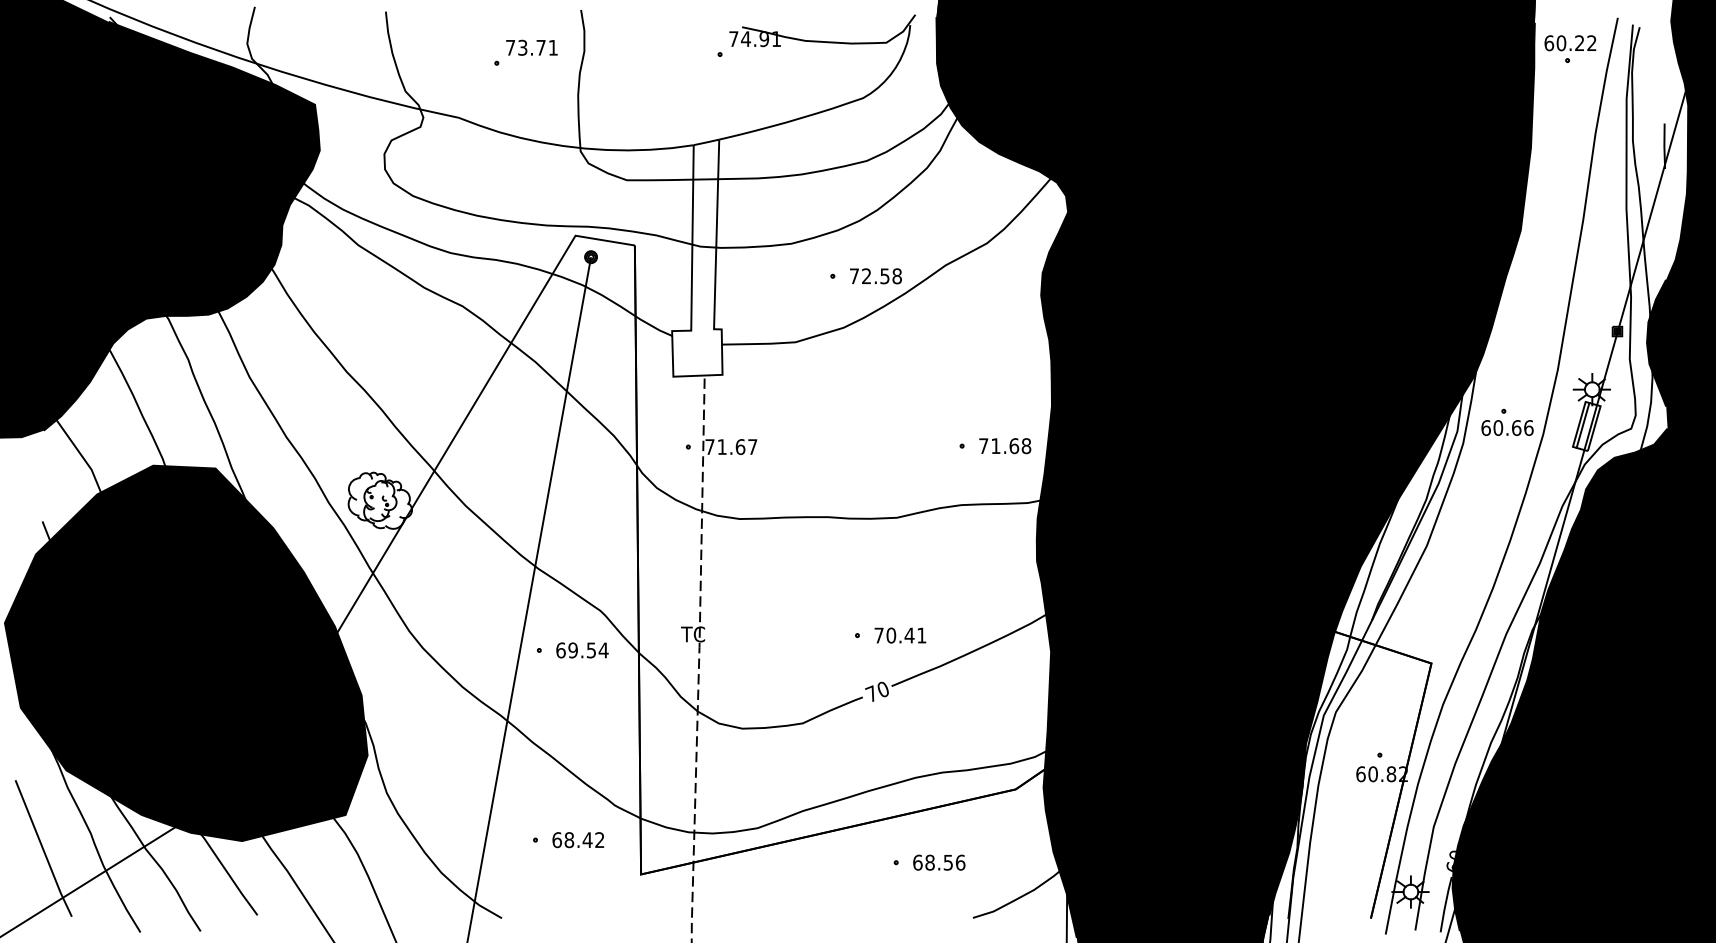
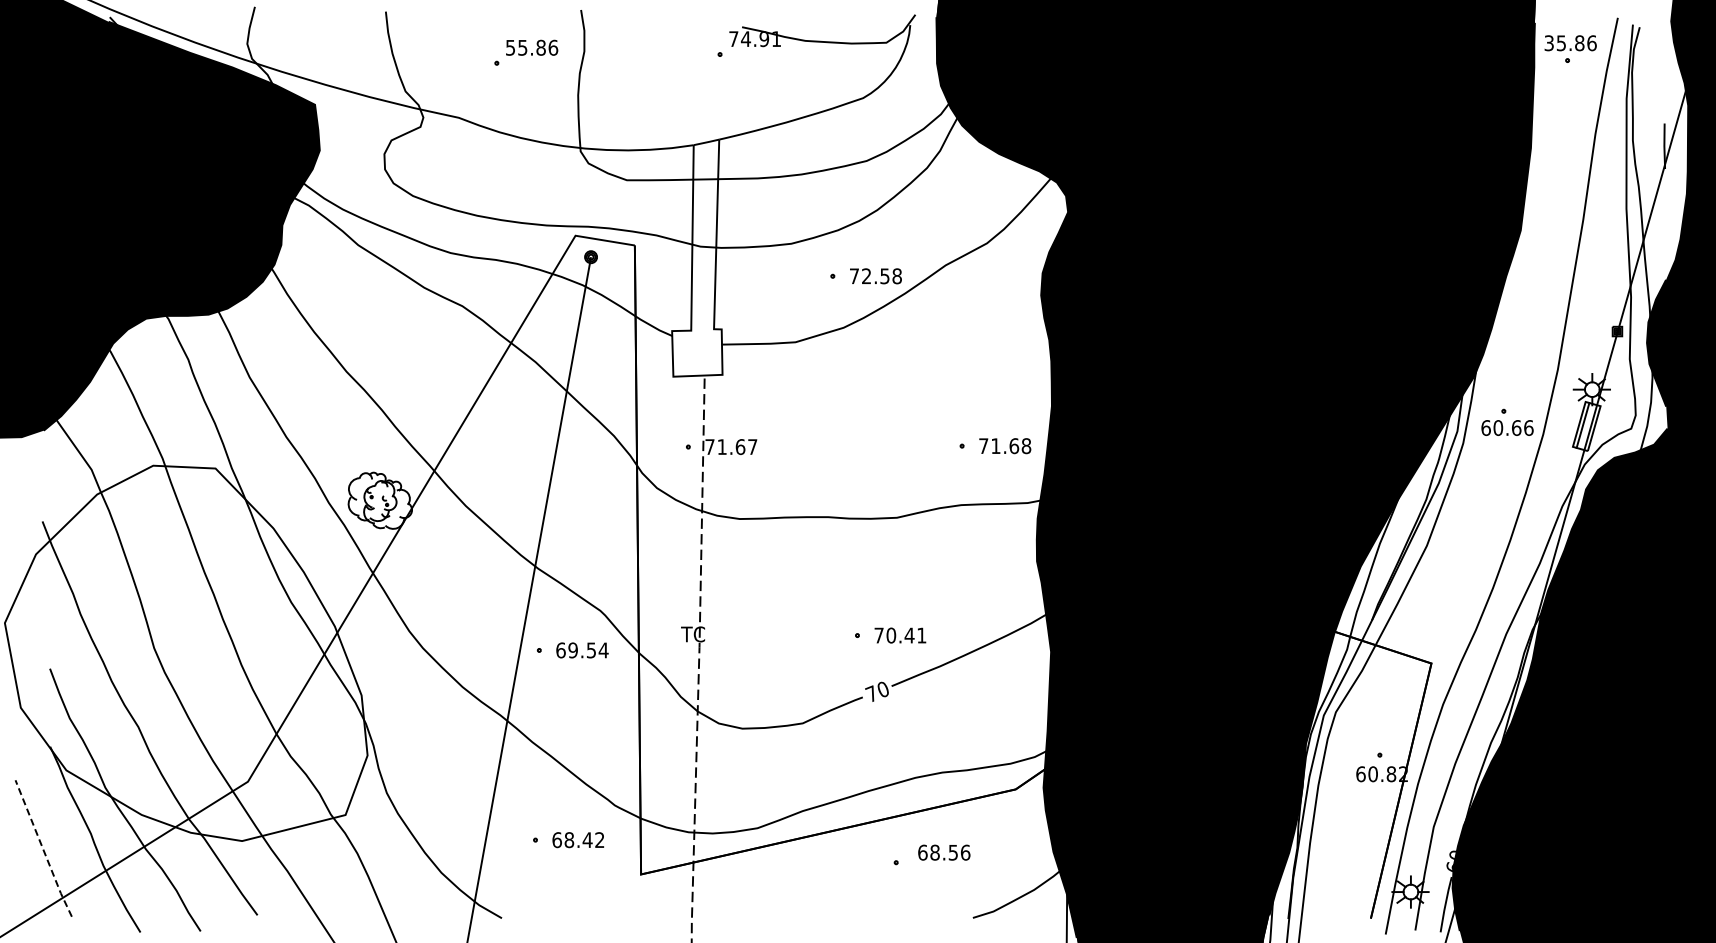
text: 60.22 -> 35.86 (1570, 43)
text: 73.71 -> 55.86 (532, 47)
fill: present -> none (185, 653)
line: solid -> dashed (43, 848)
text position: (939, 862) -> (944, 852) (944, 852)
